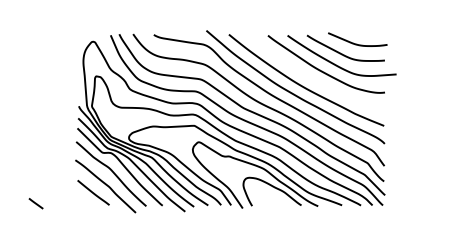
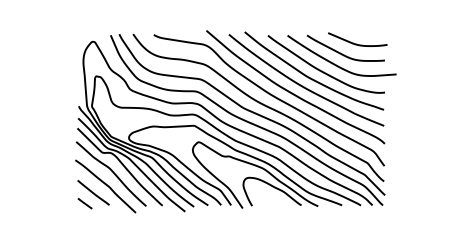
curve: none -> present (309, 76)
line position: (35, 203) -> (84, 203) (84, 203)
